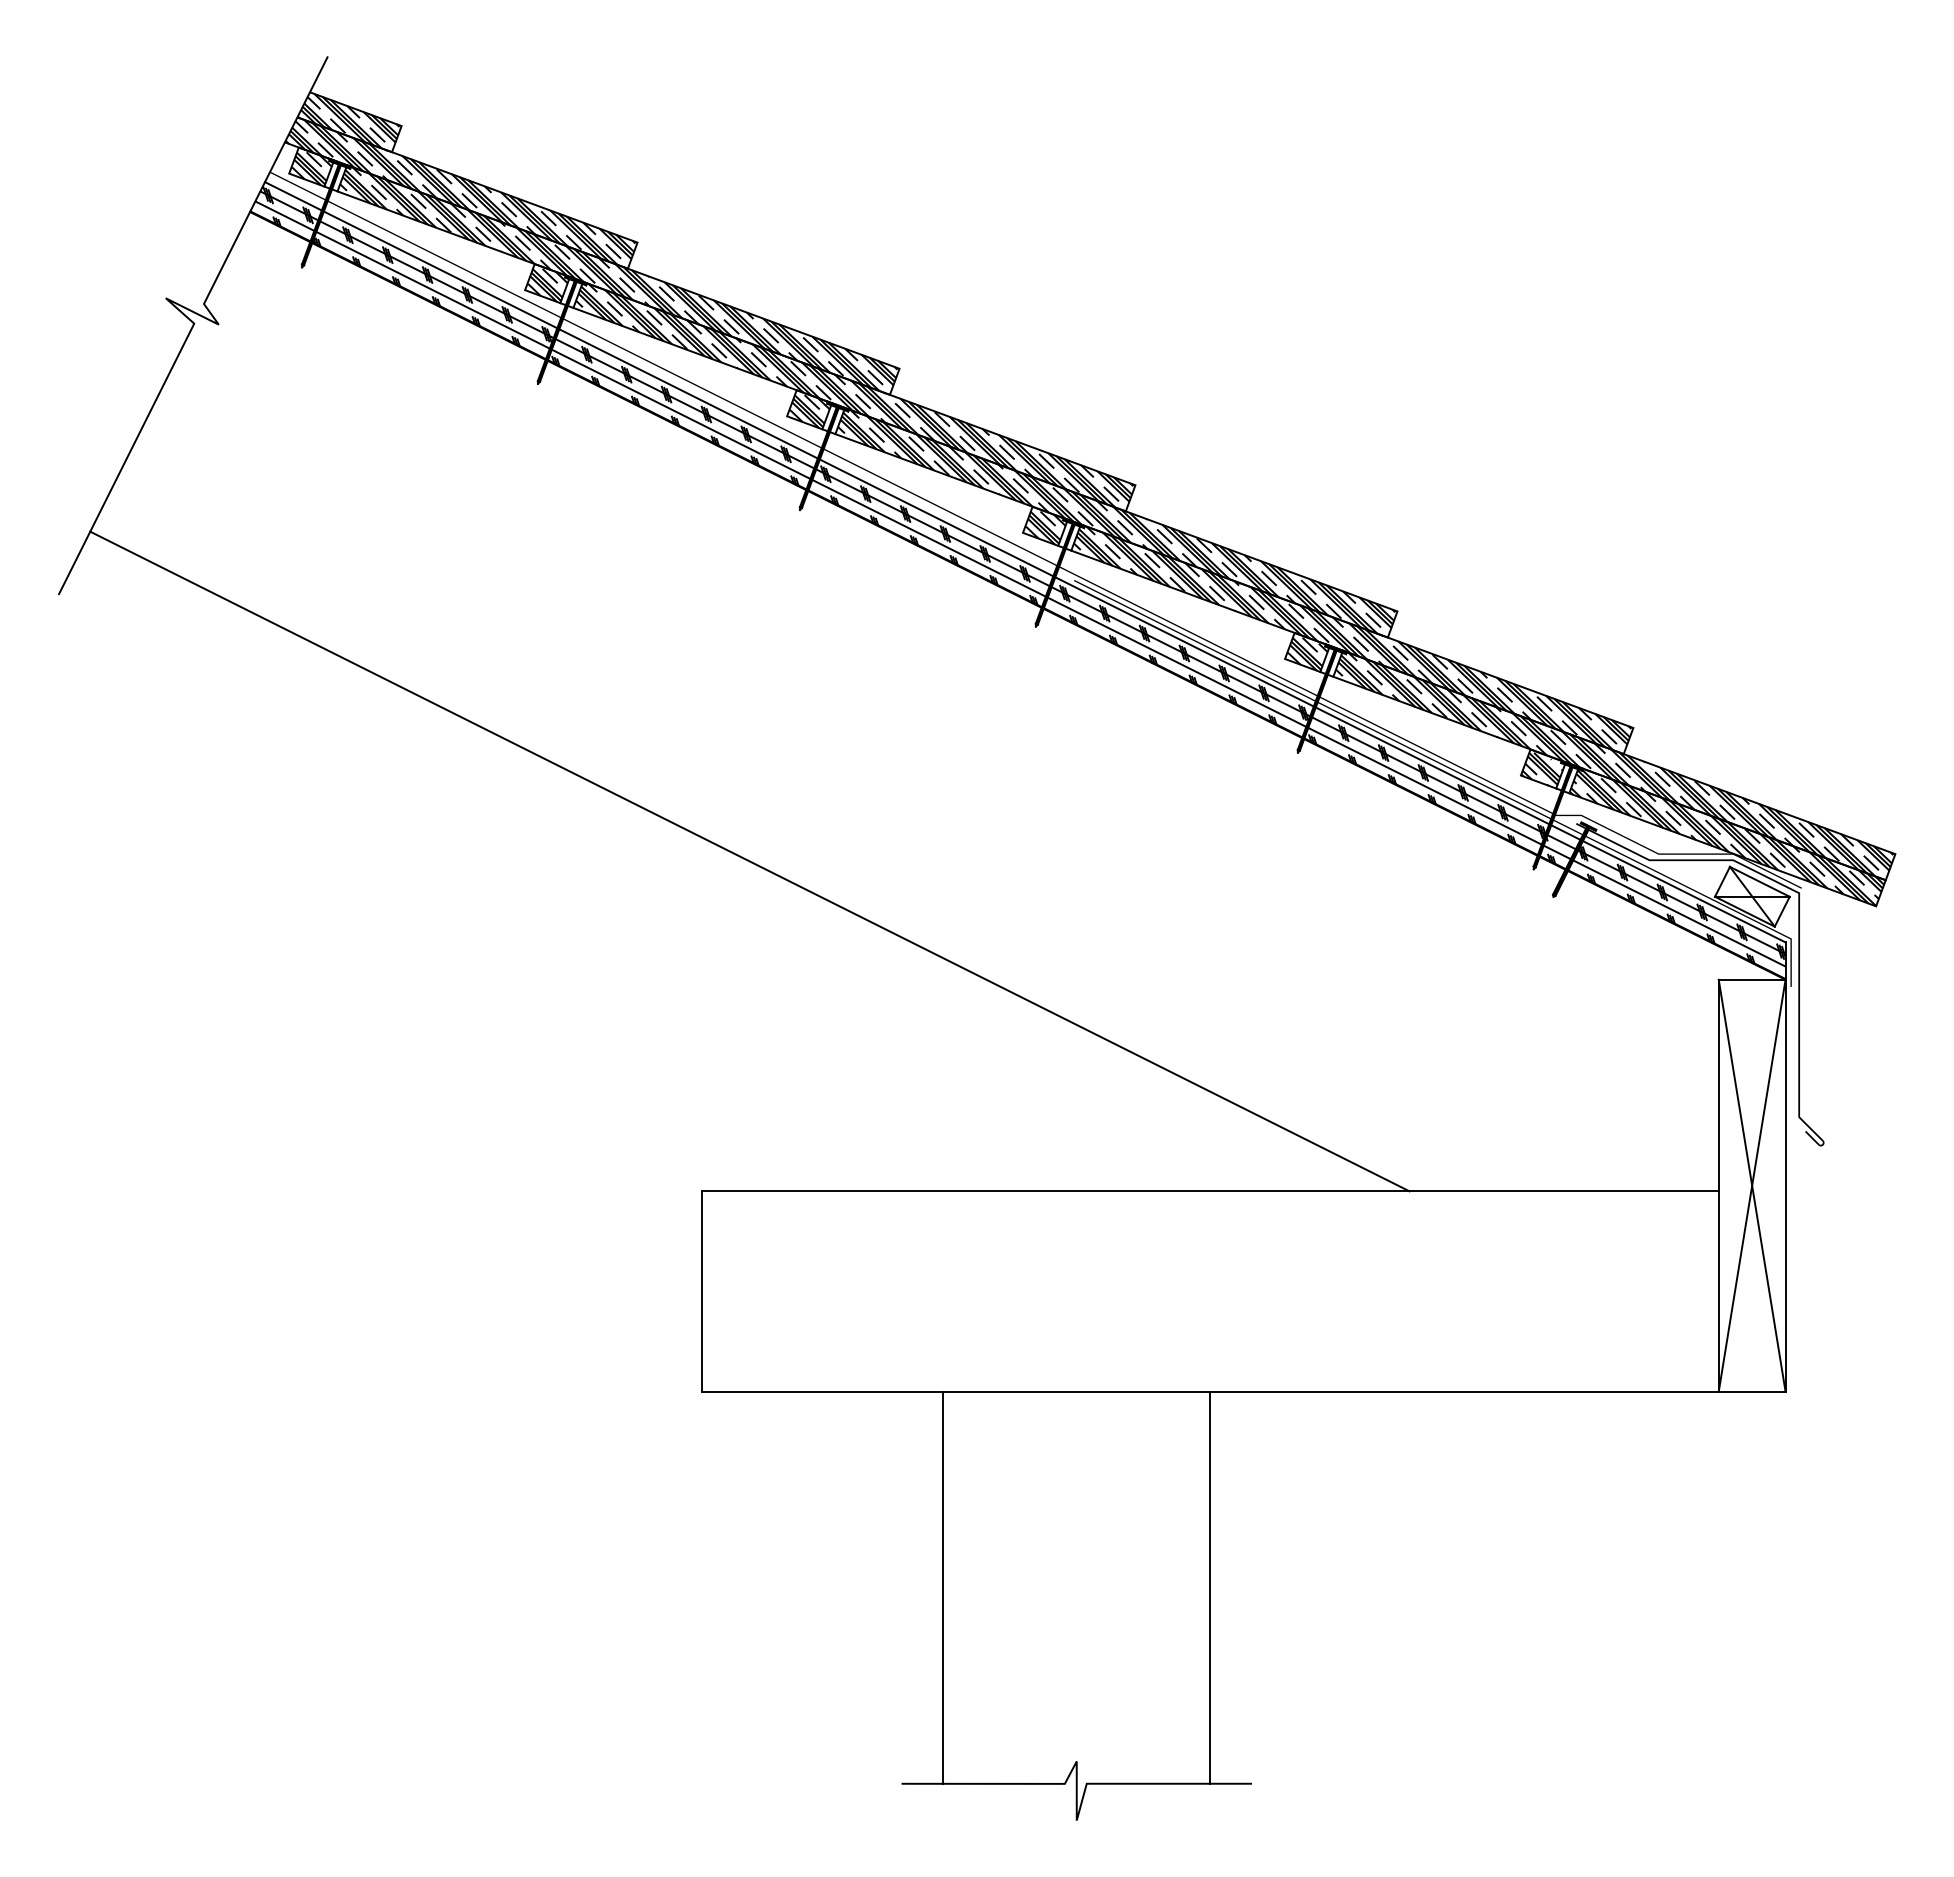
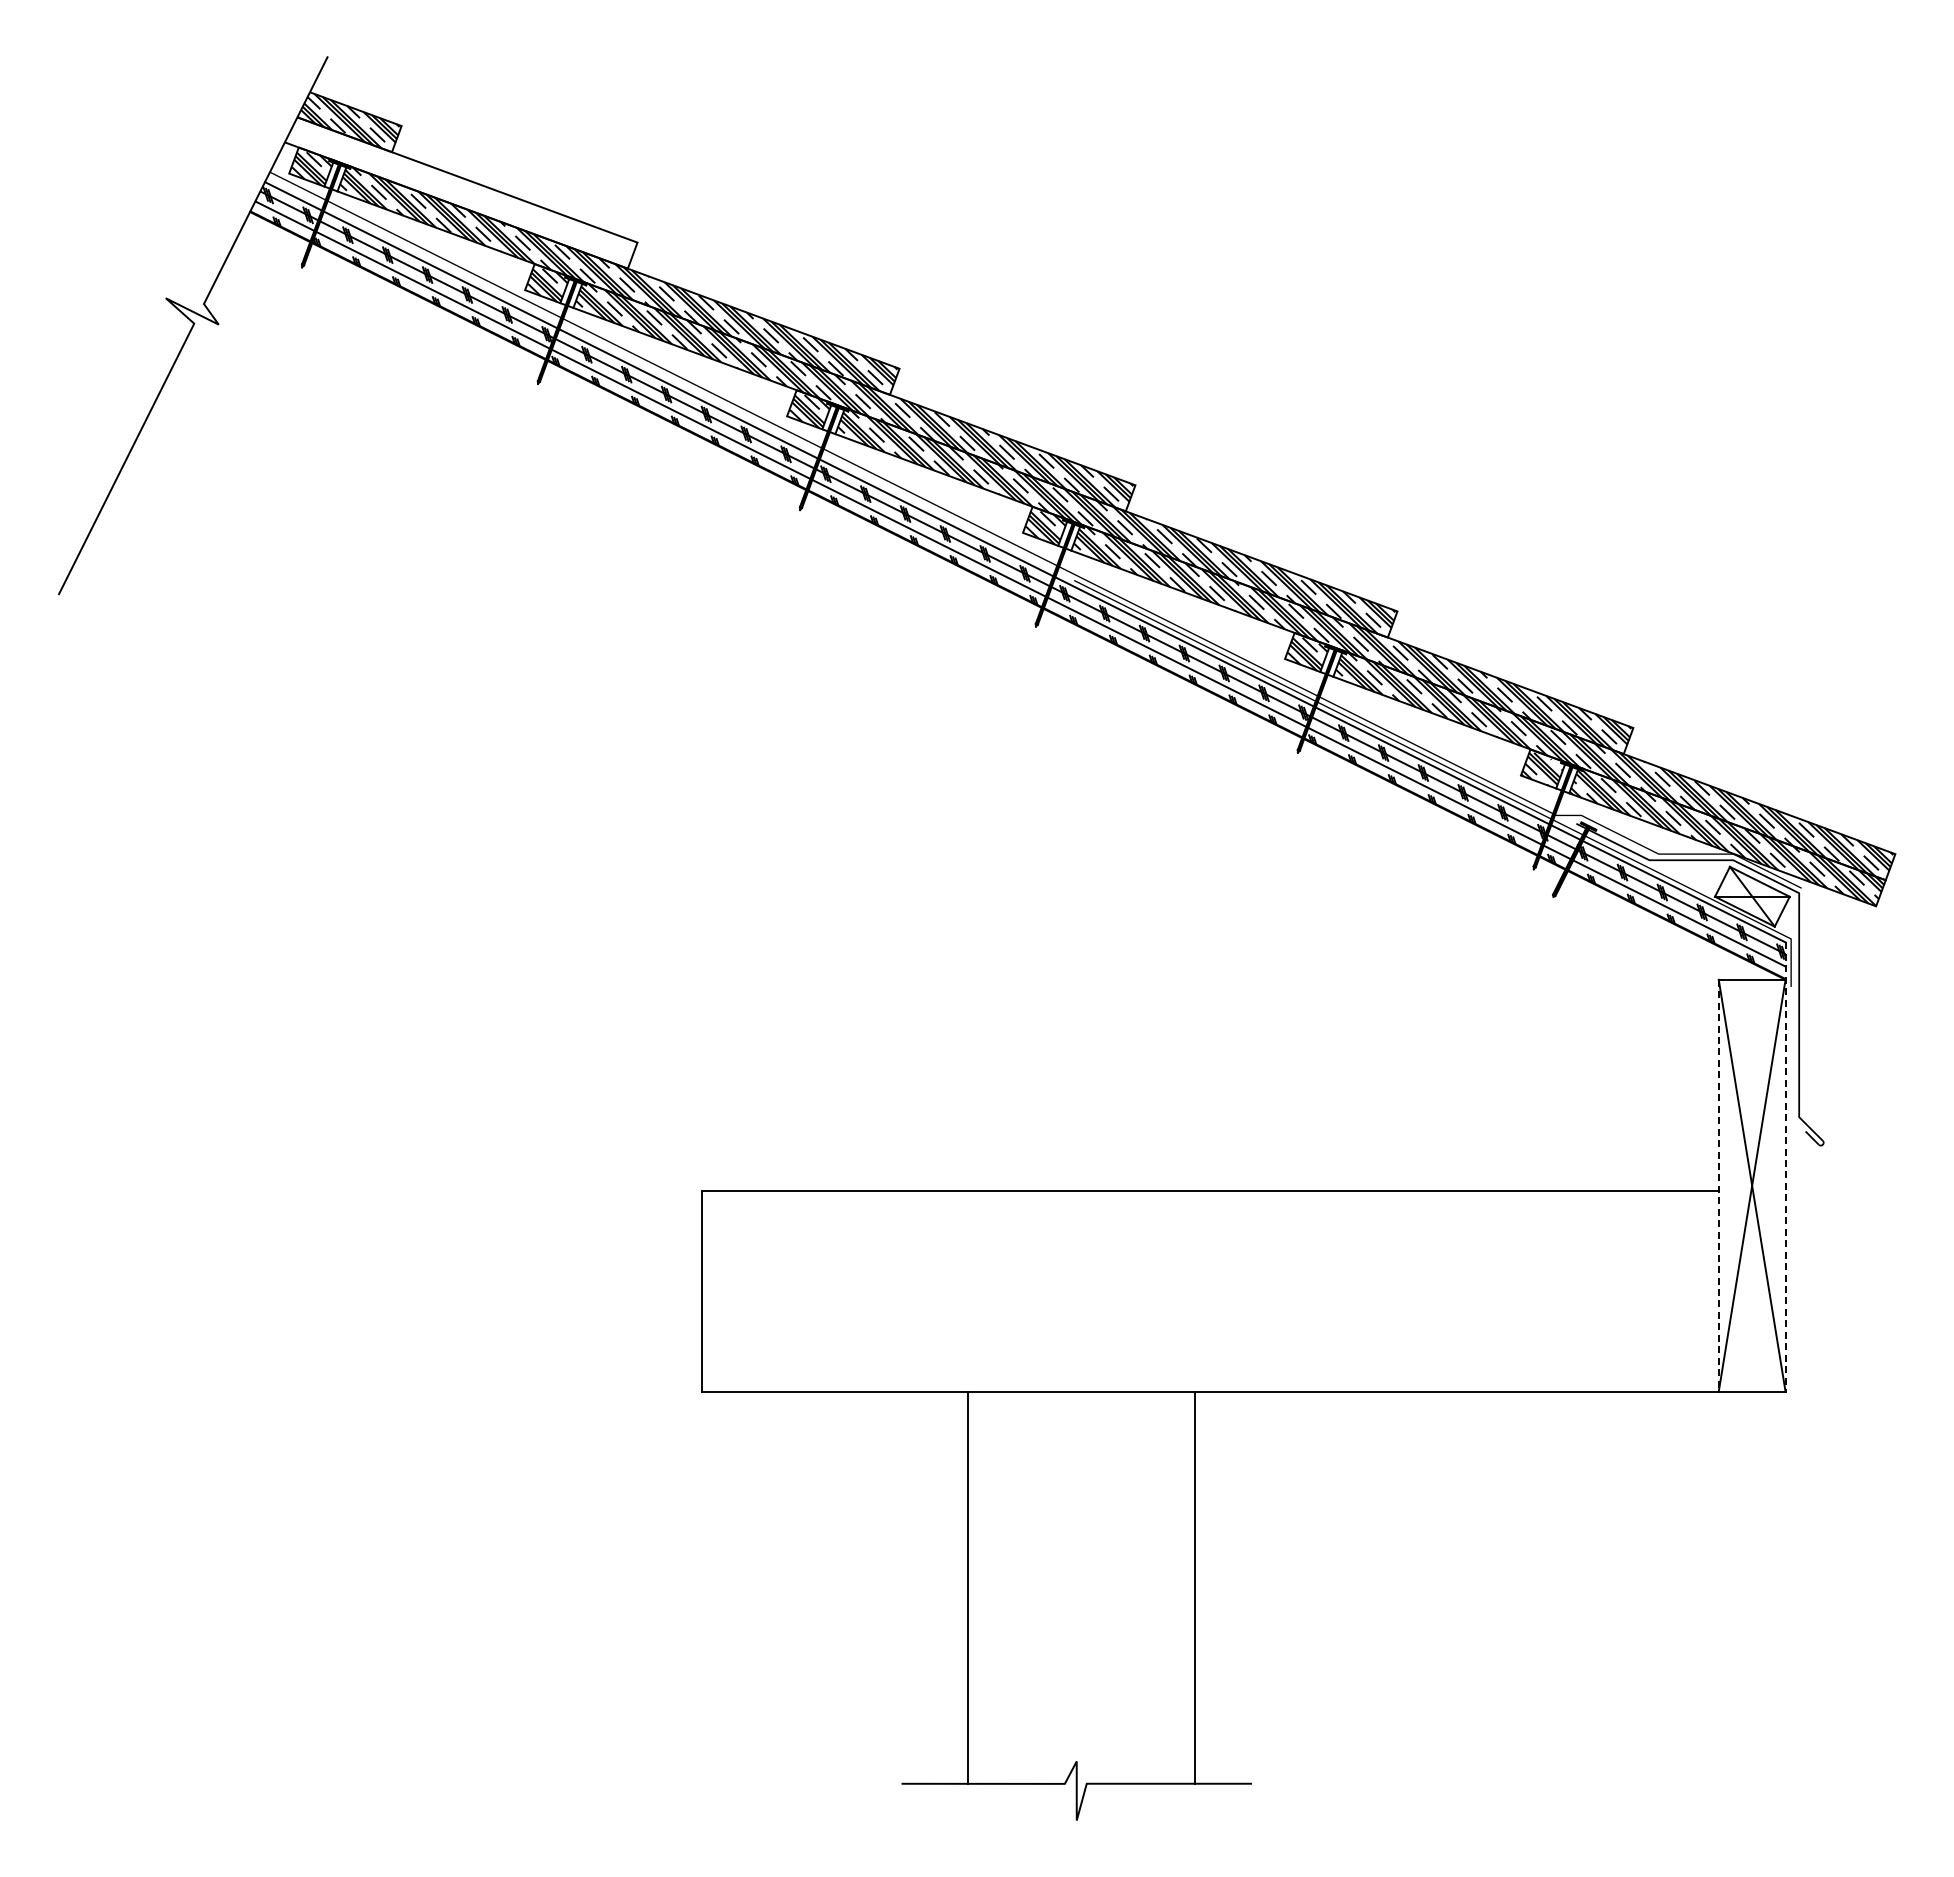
hatch: present -> none (460, 191)
line: present -> none (749, 861)
line: solid -> dashed (1785, 1167)
line: solid -> dashed (1718, 1185)
line position: (943, 1587) -> (968, 1587) (968, 1587)
line position: (1210, 1587) -> (1195, 1587) (1195, 1587)
